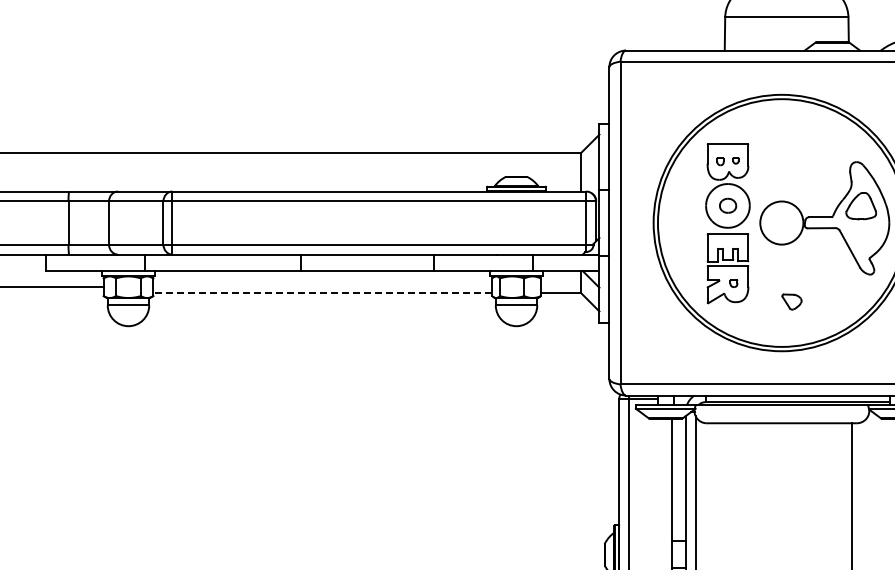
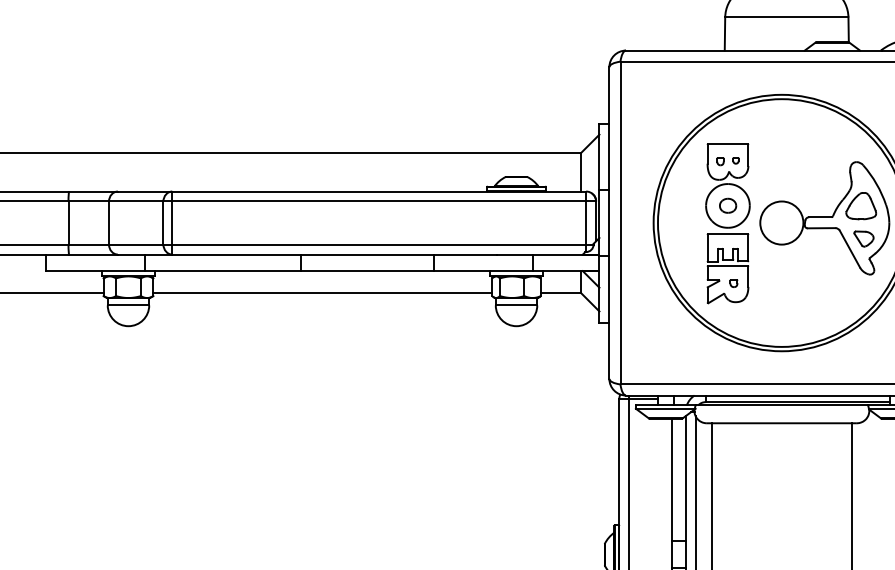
line position: (52, 286) -> (52, 292) (52, 292)
line: dashed -> solid (322, 292)
part position: (791, 301) -> (863, 238) (863, 238)
line: none -> present (712, 494)
